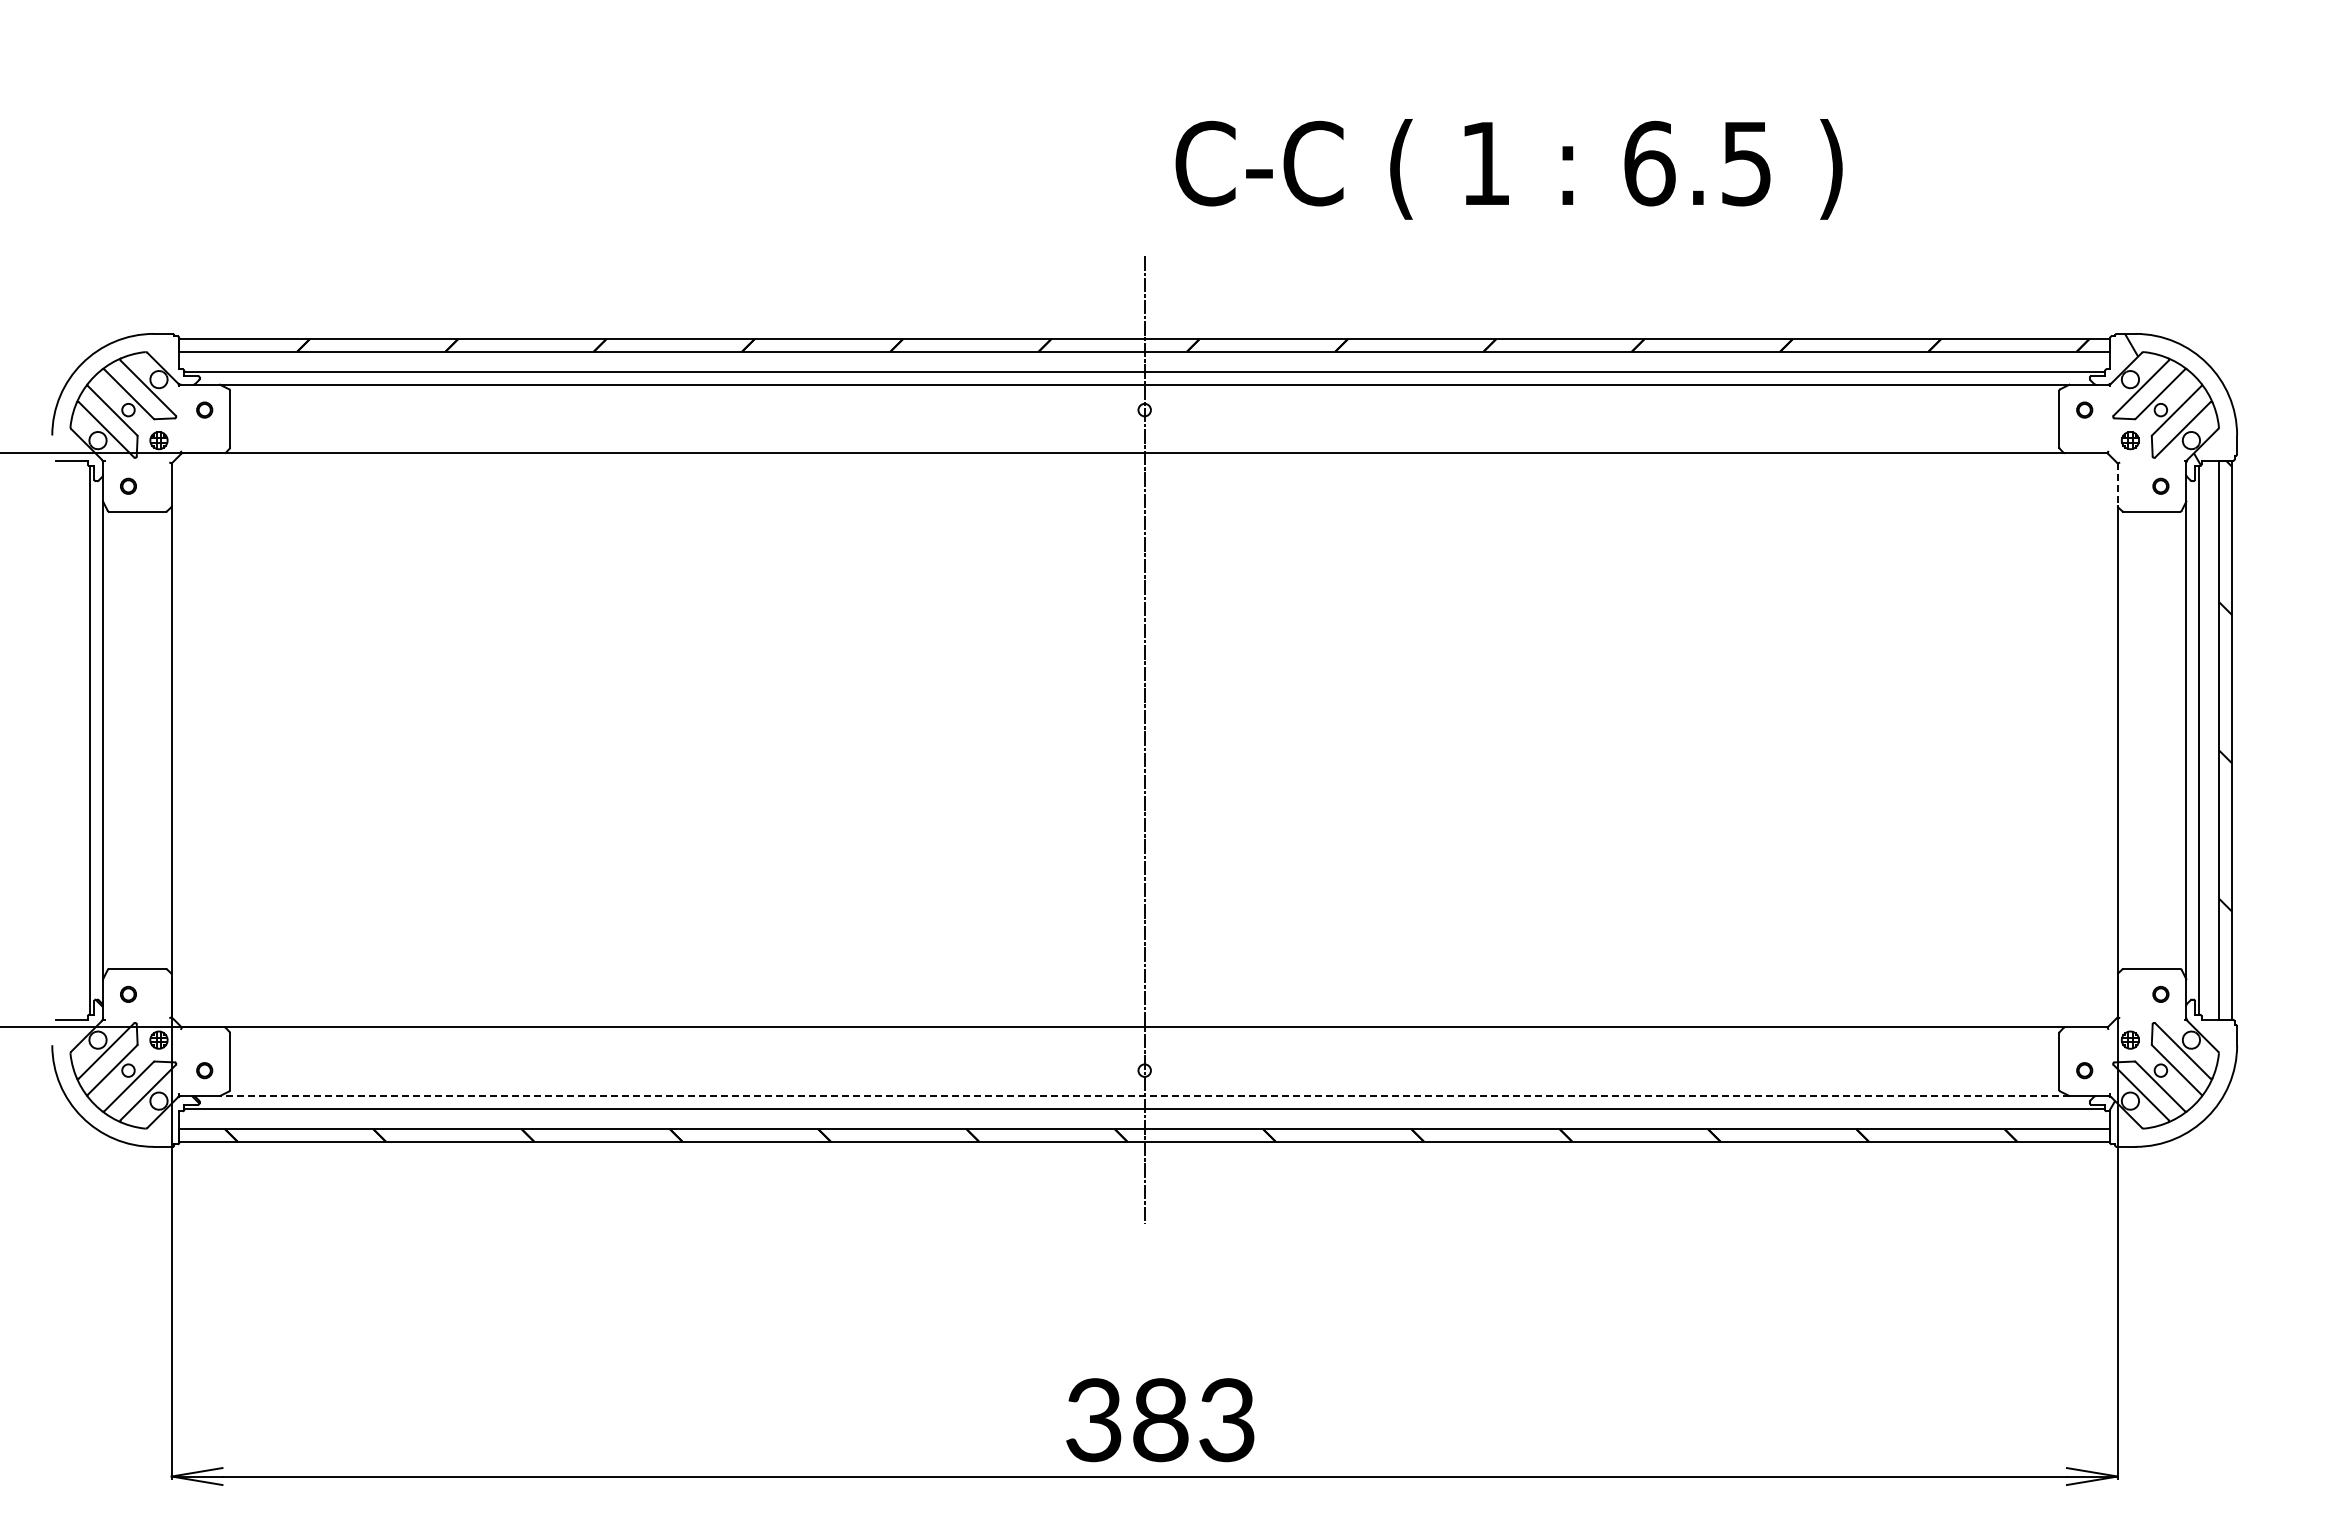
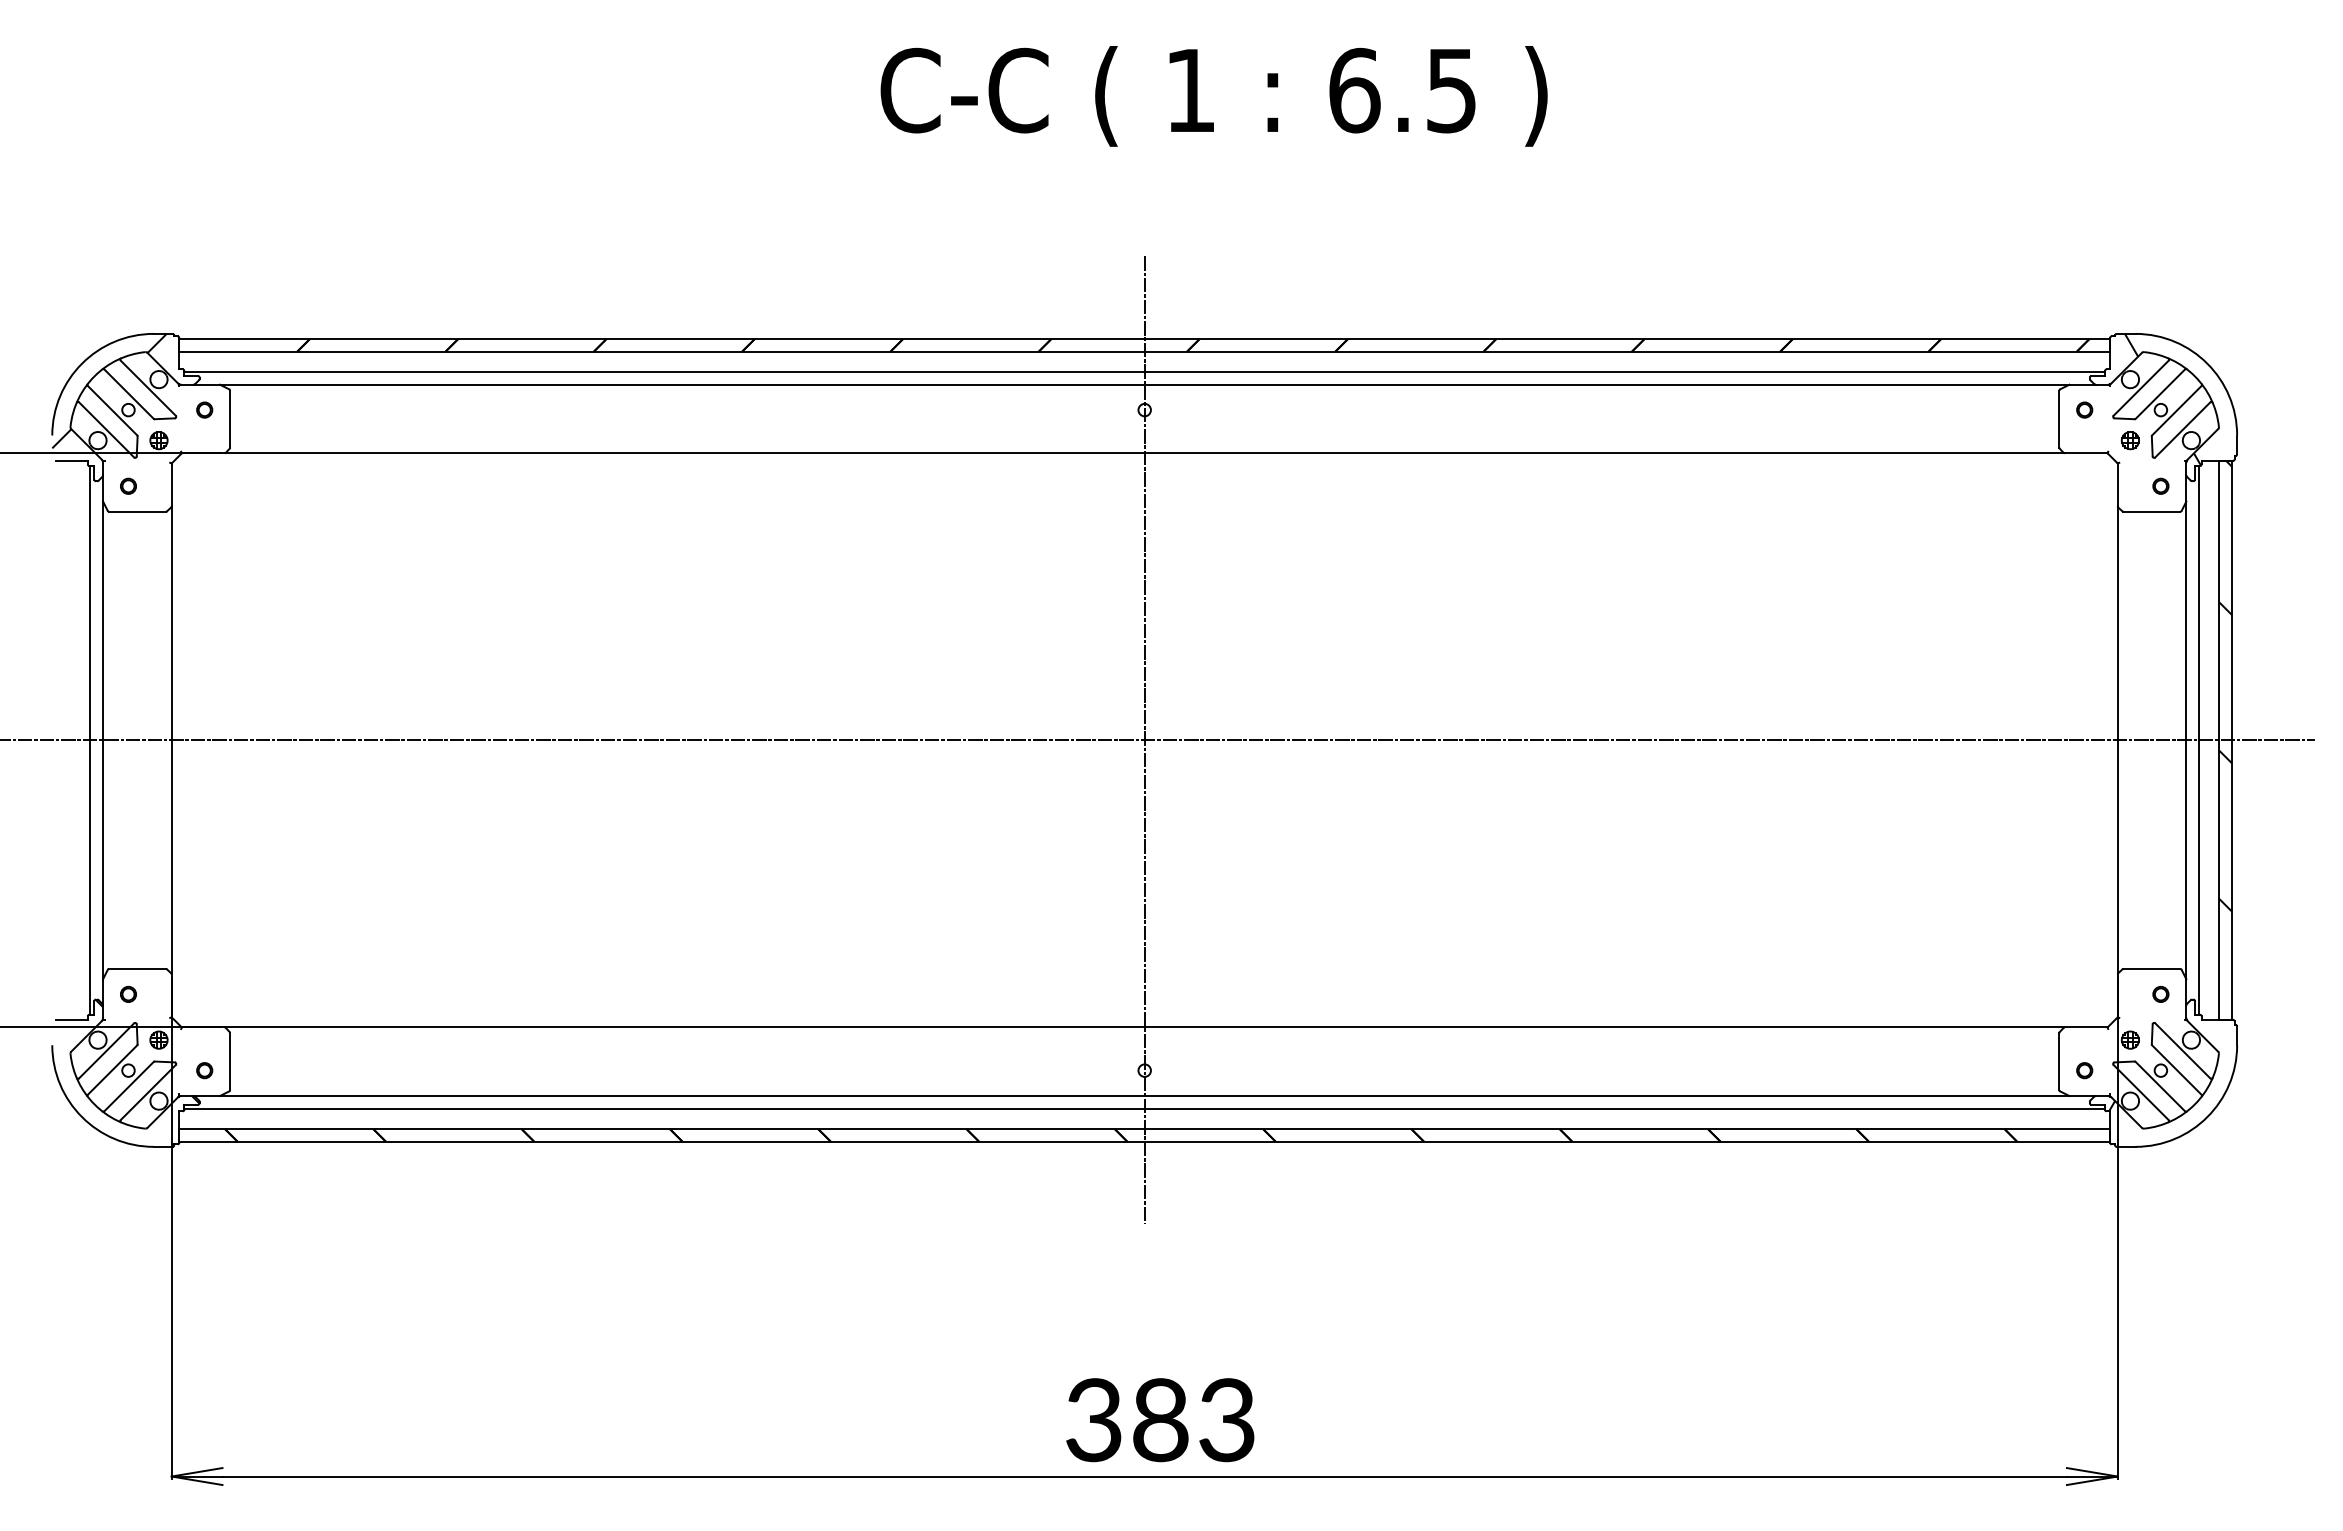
text position: (1508, 169) -> (1213, 96) (1213, 96)
hatch: none -> present (109, 390)
line: dashed -> solid (2117, 485)
line: none -> present (1158, 740)
line: dashed -> solid (1144, 1096)
